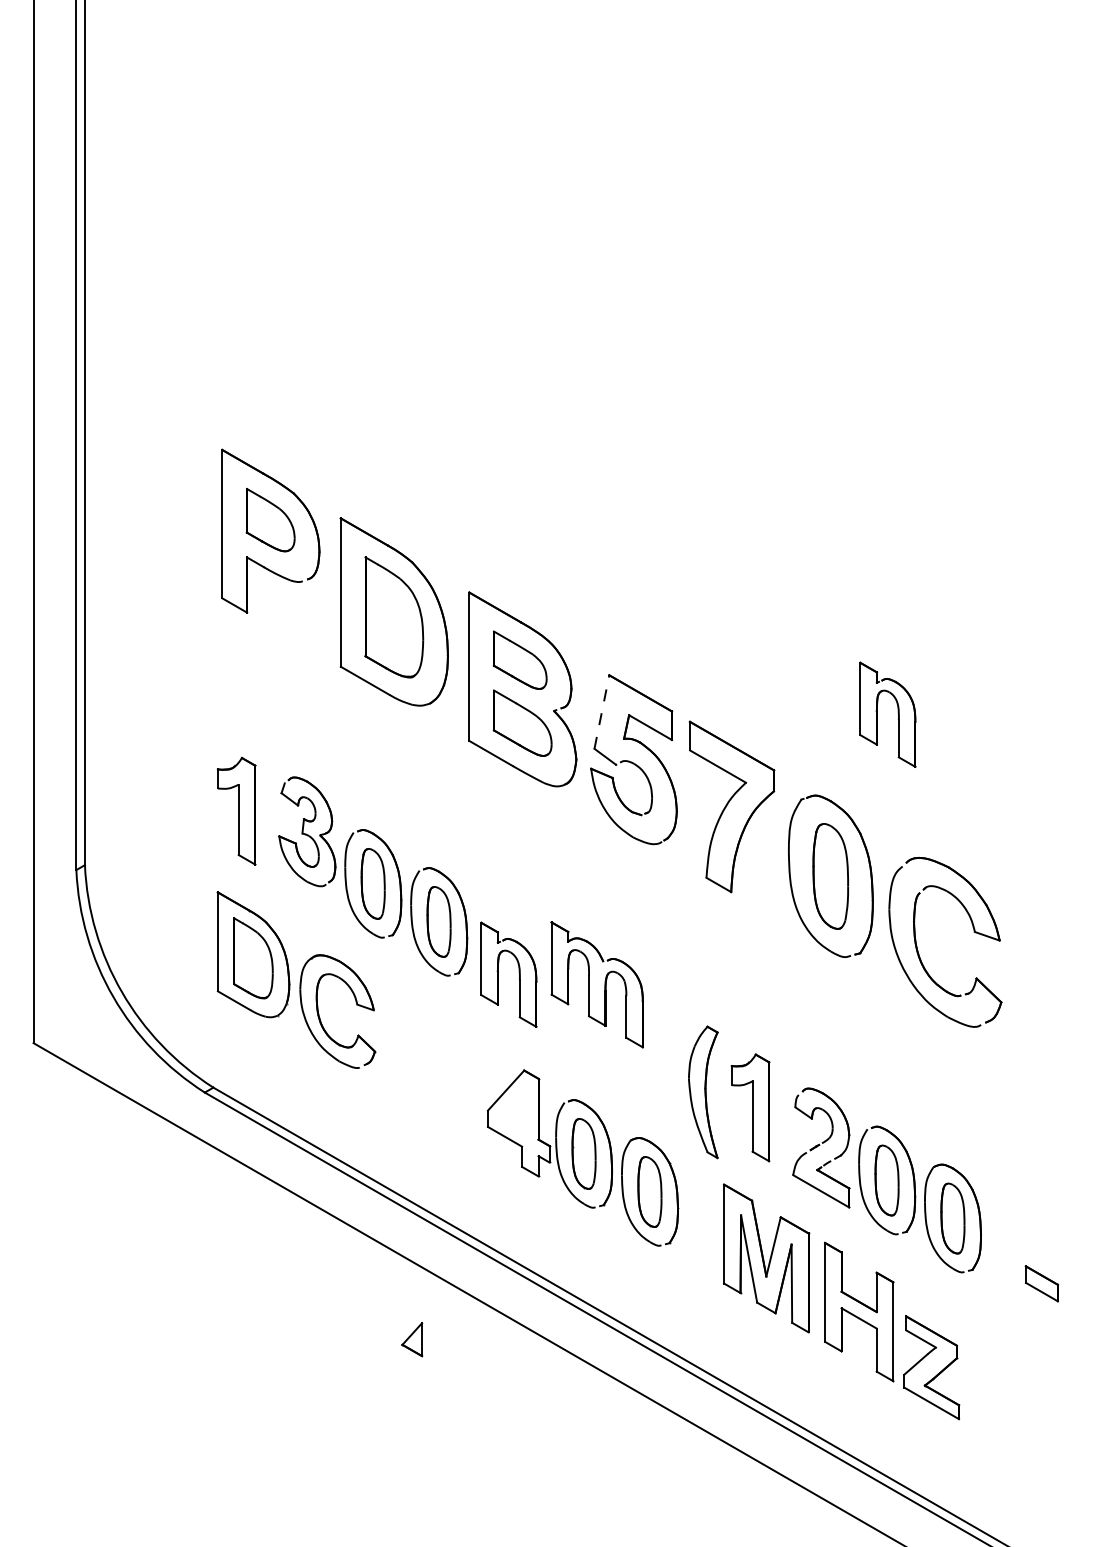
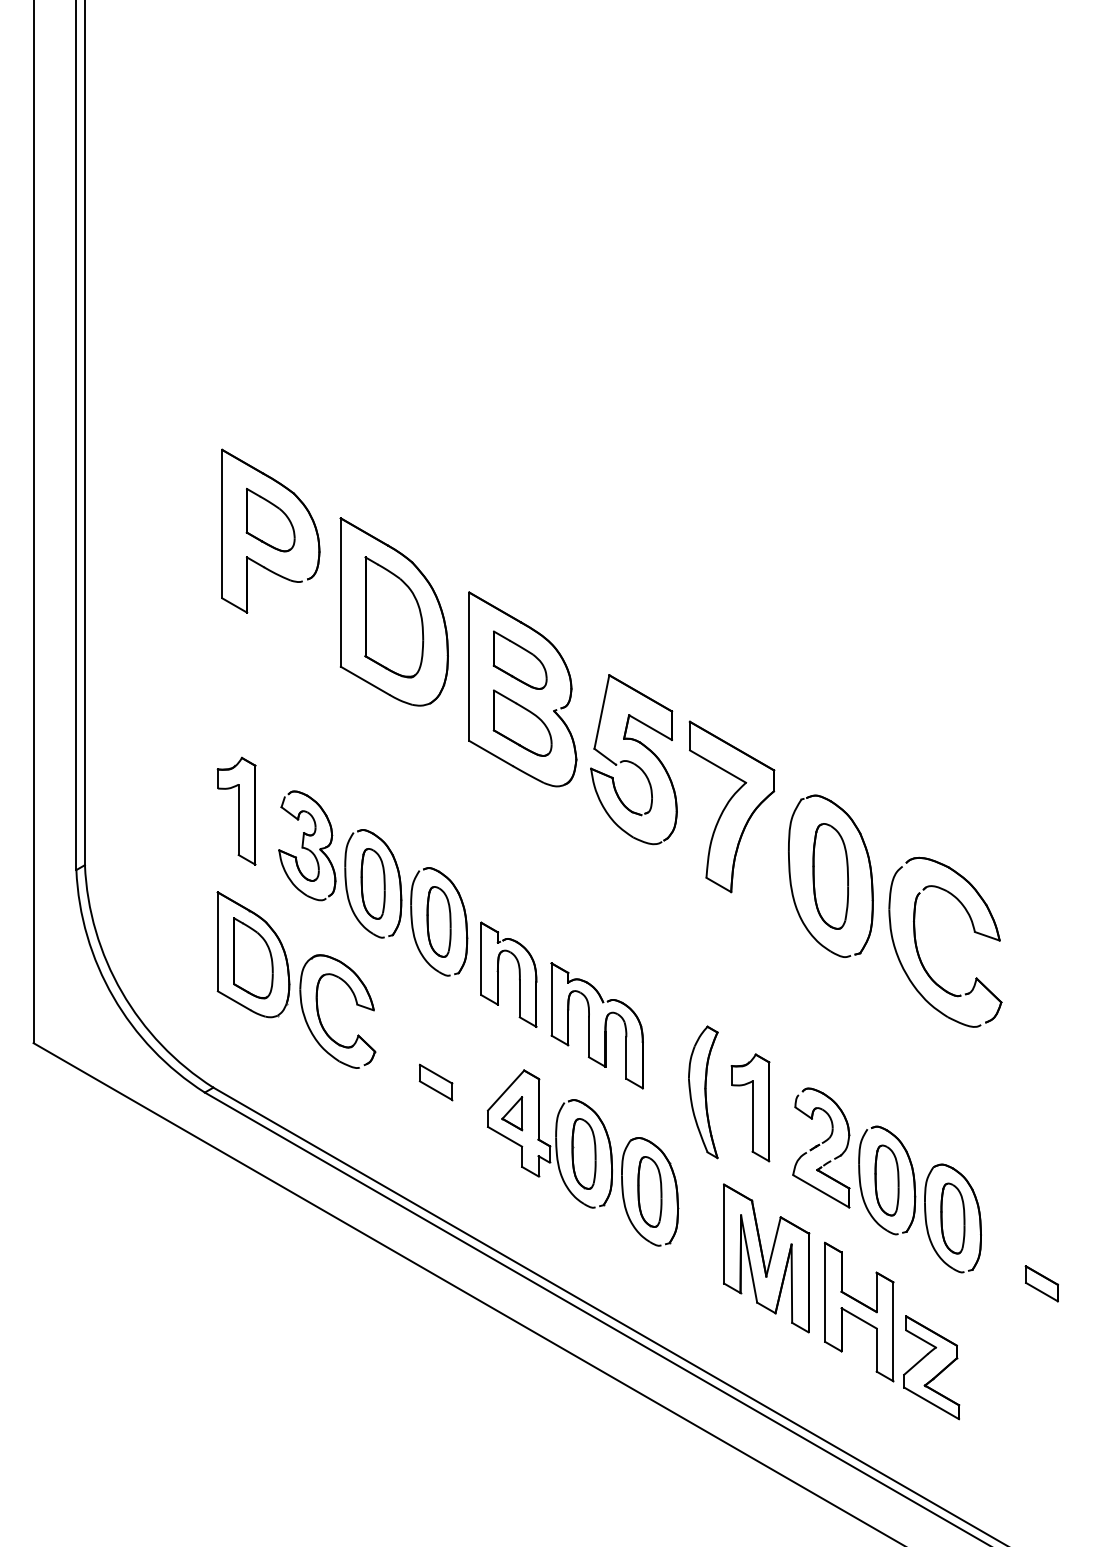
line: dashed -> solid (602, 711)
part: present -> none (877, 714)
part position: (307, 831) -> (307, 845) (307, 845)
part position: (589, 984) -> (589, 1025) (589, 1025)
part: none -> present (435, 1082)
part position: (412, 1339) -> (512, 1113) (512, 1113)
